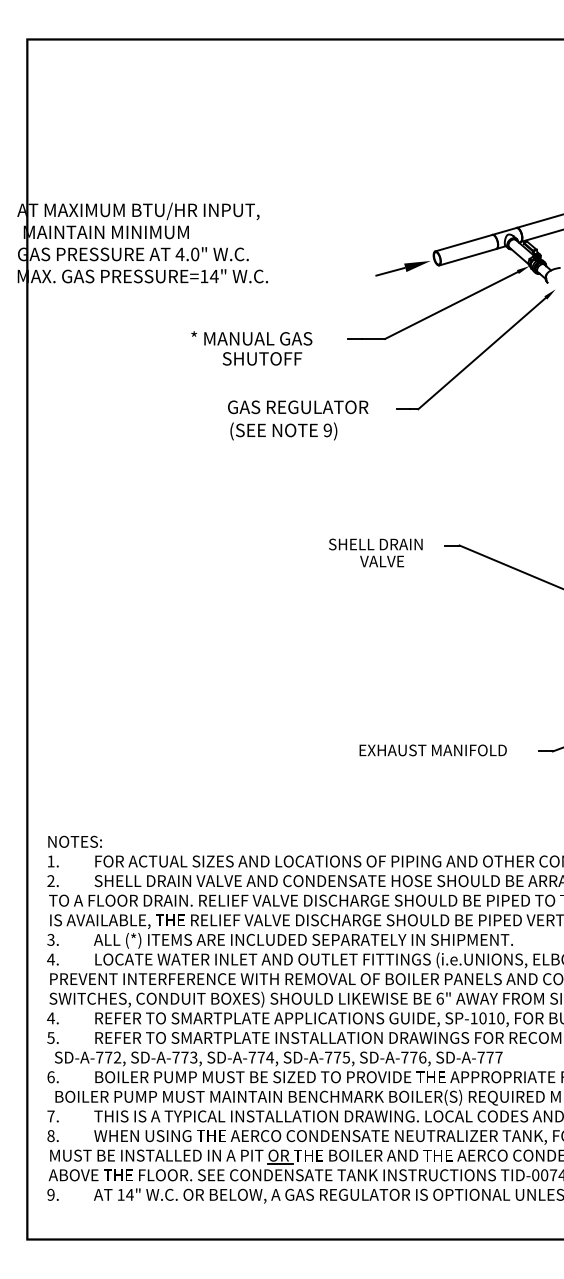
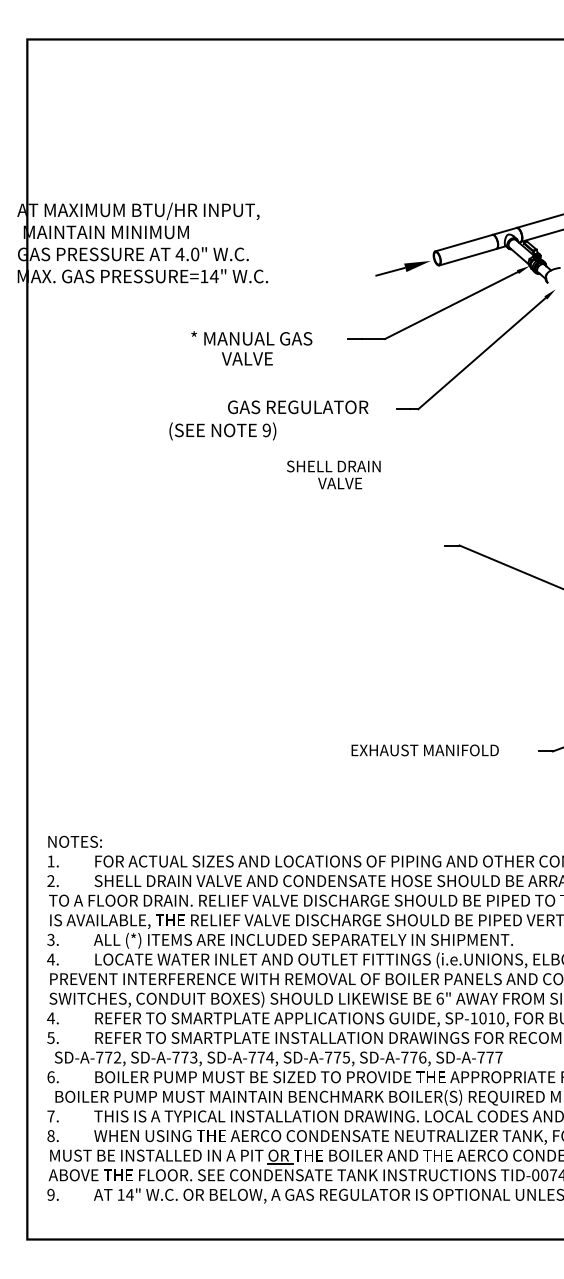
text: SHUTOFF -> VALVE (261, 358)
text position: (283, 431) -> (222, 431) (222, 431)
text position: (375, 552) -> (333, 474) (333, 474)
text position: (432, 750) -> (424, 750) (424, 750)
